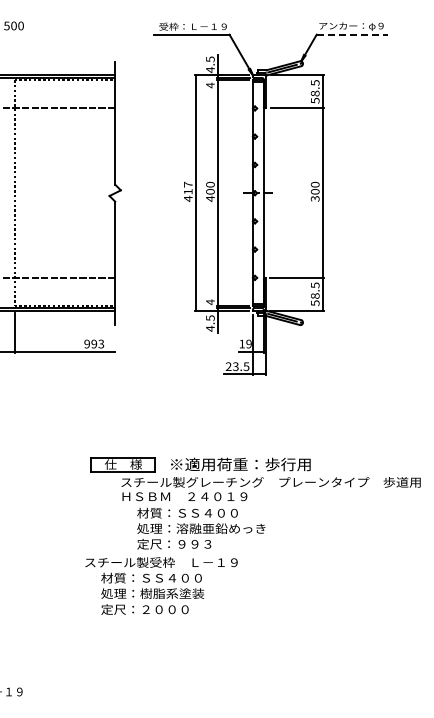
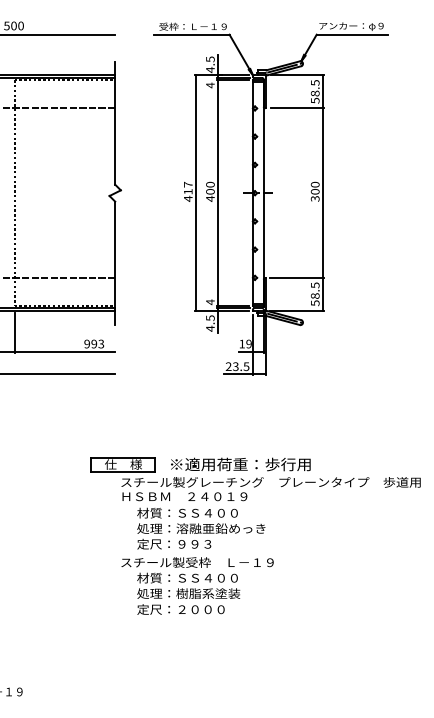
line: none -> present (58, 34)
line: dashed -> solid (352, 34)
line: none -> present (58, 374)
text position: (161, 585) -> (197, 585) (197, 585)
